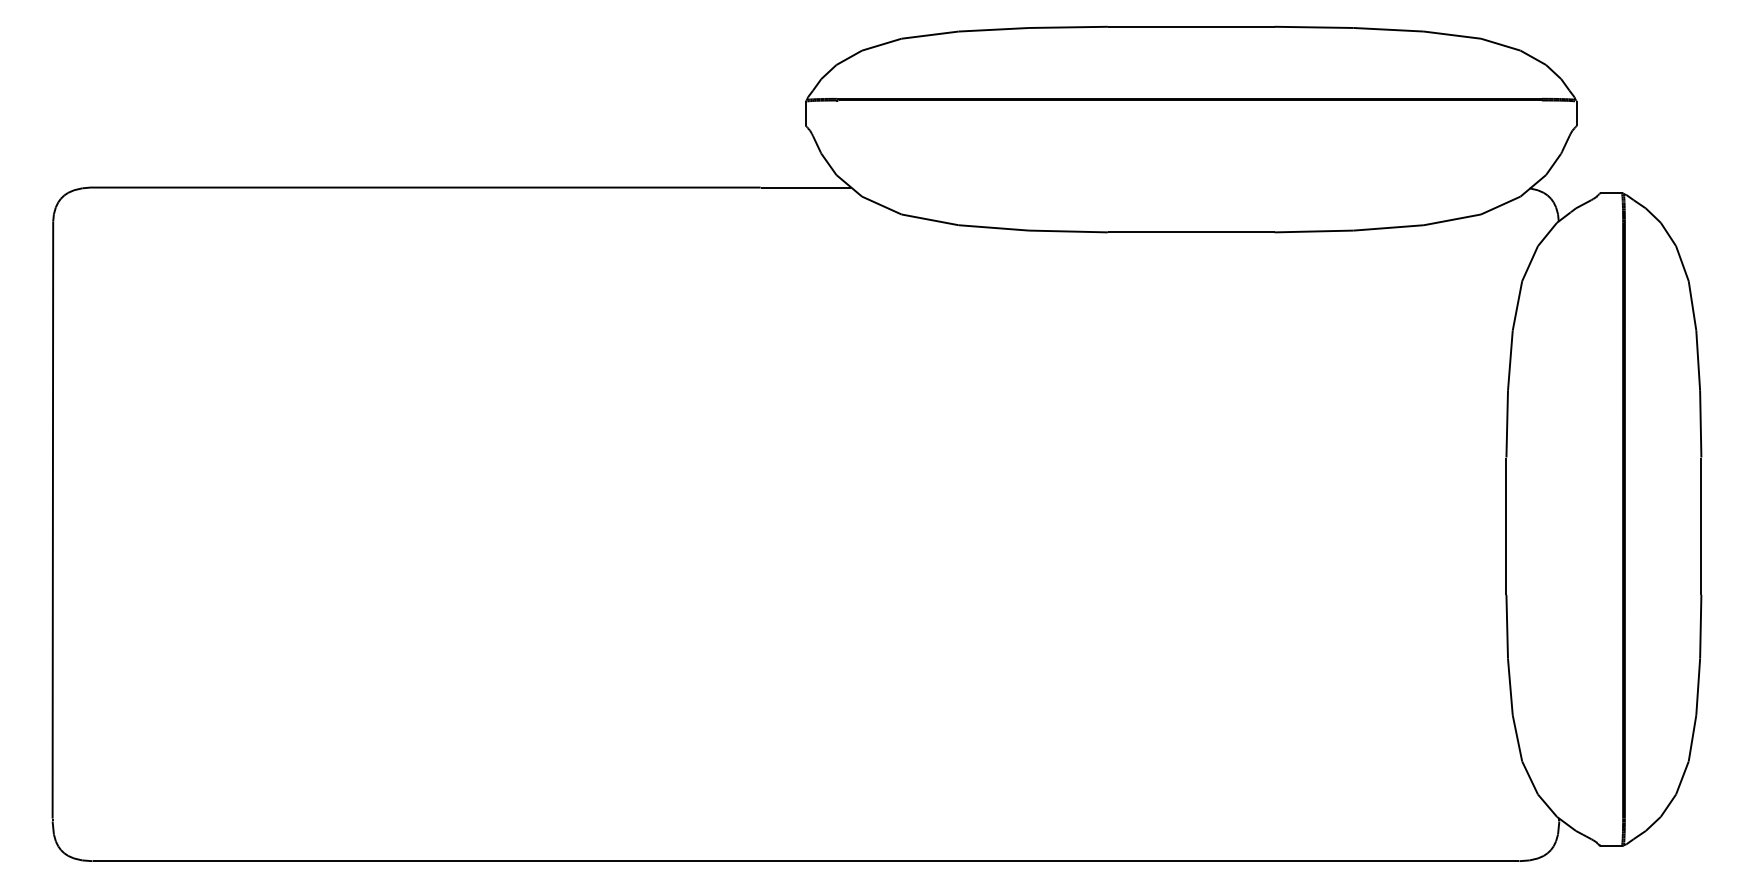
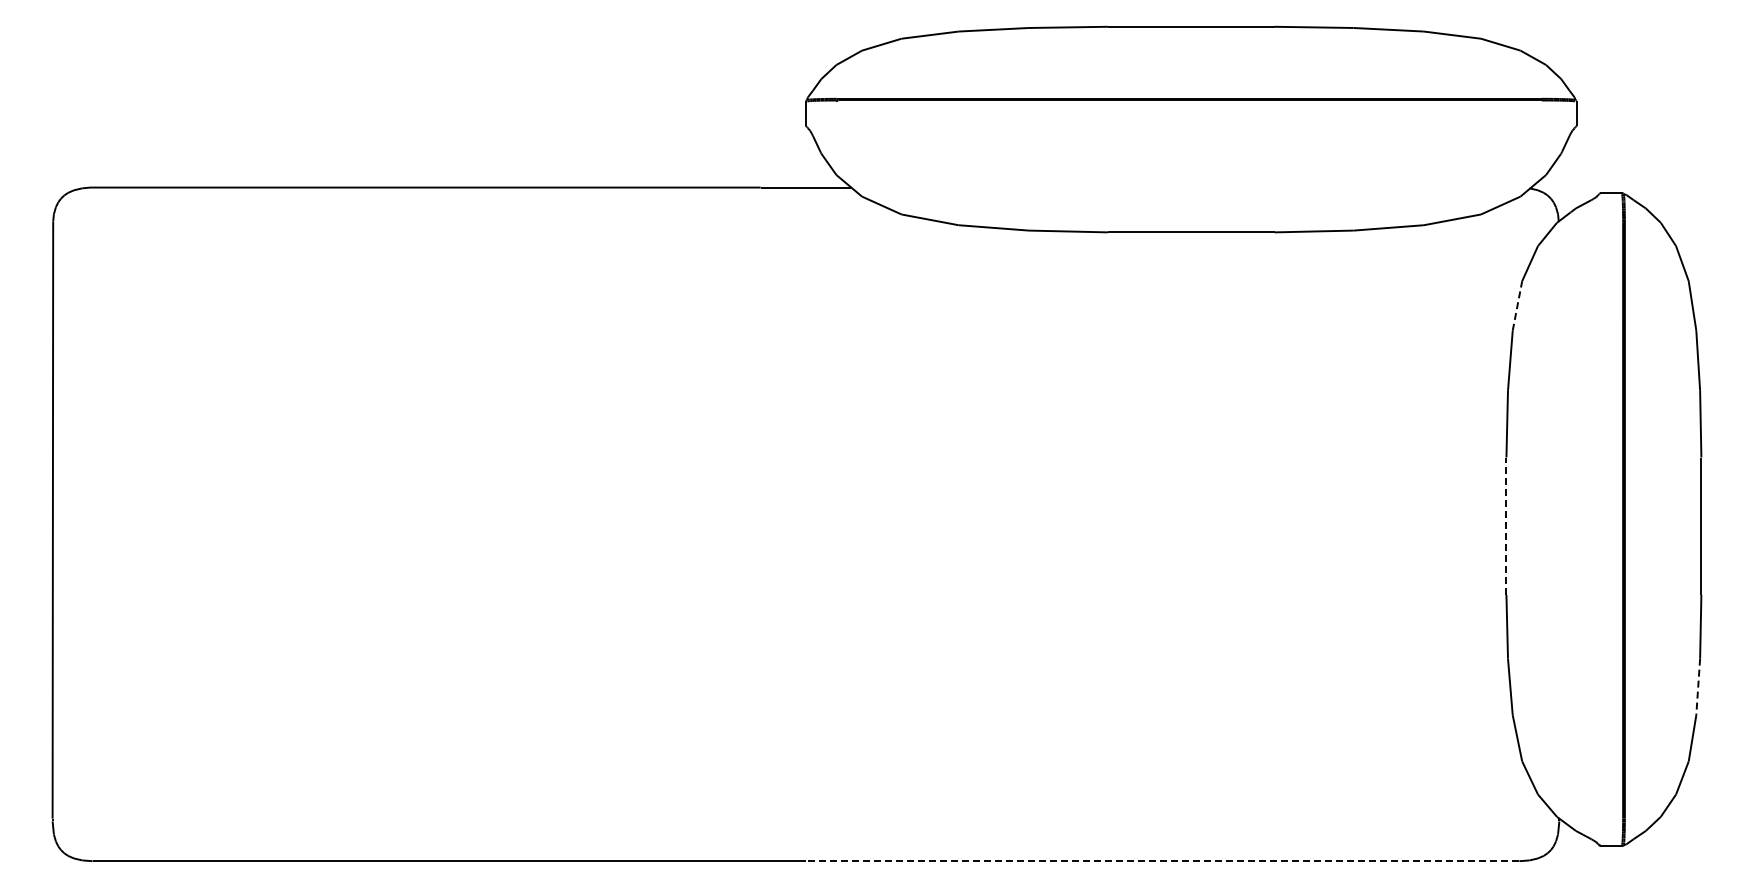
line: solid -> dashed (1517, 305)
line: solid -> dashed (1506, 526)
line: solid -> dashed (1698, 687)
line: solid -> dashed (1162, 861)
